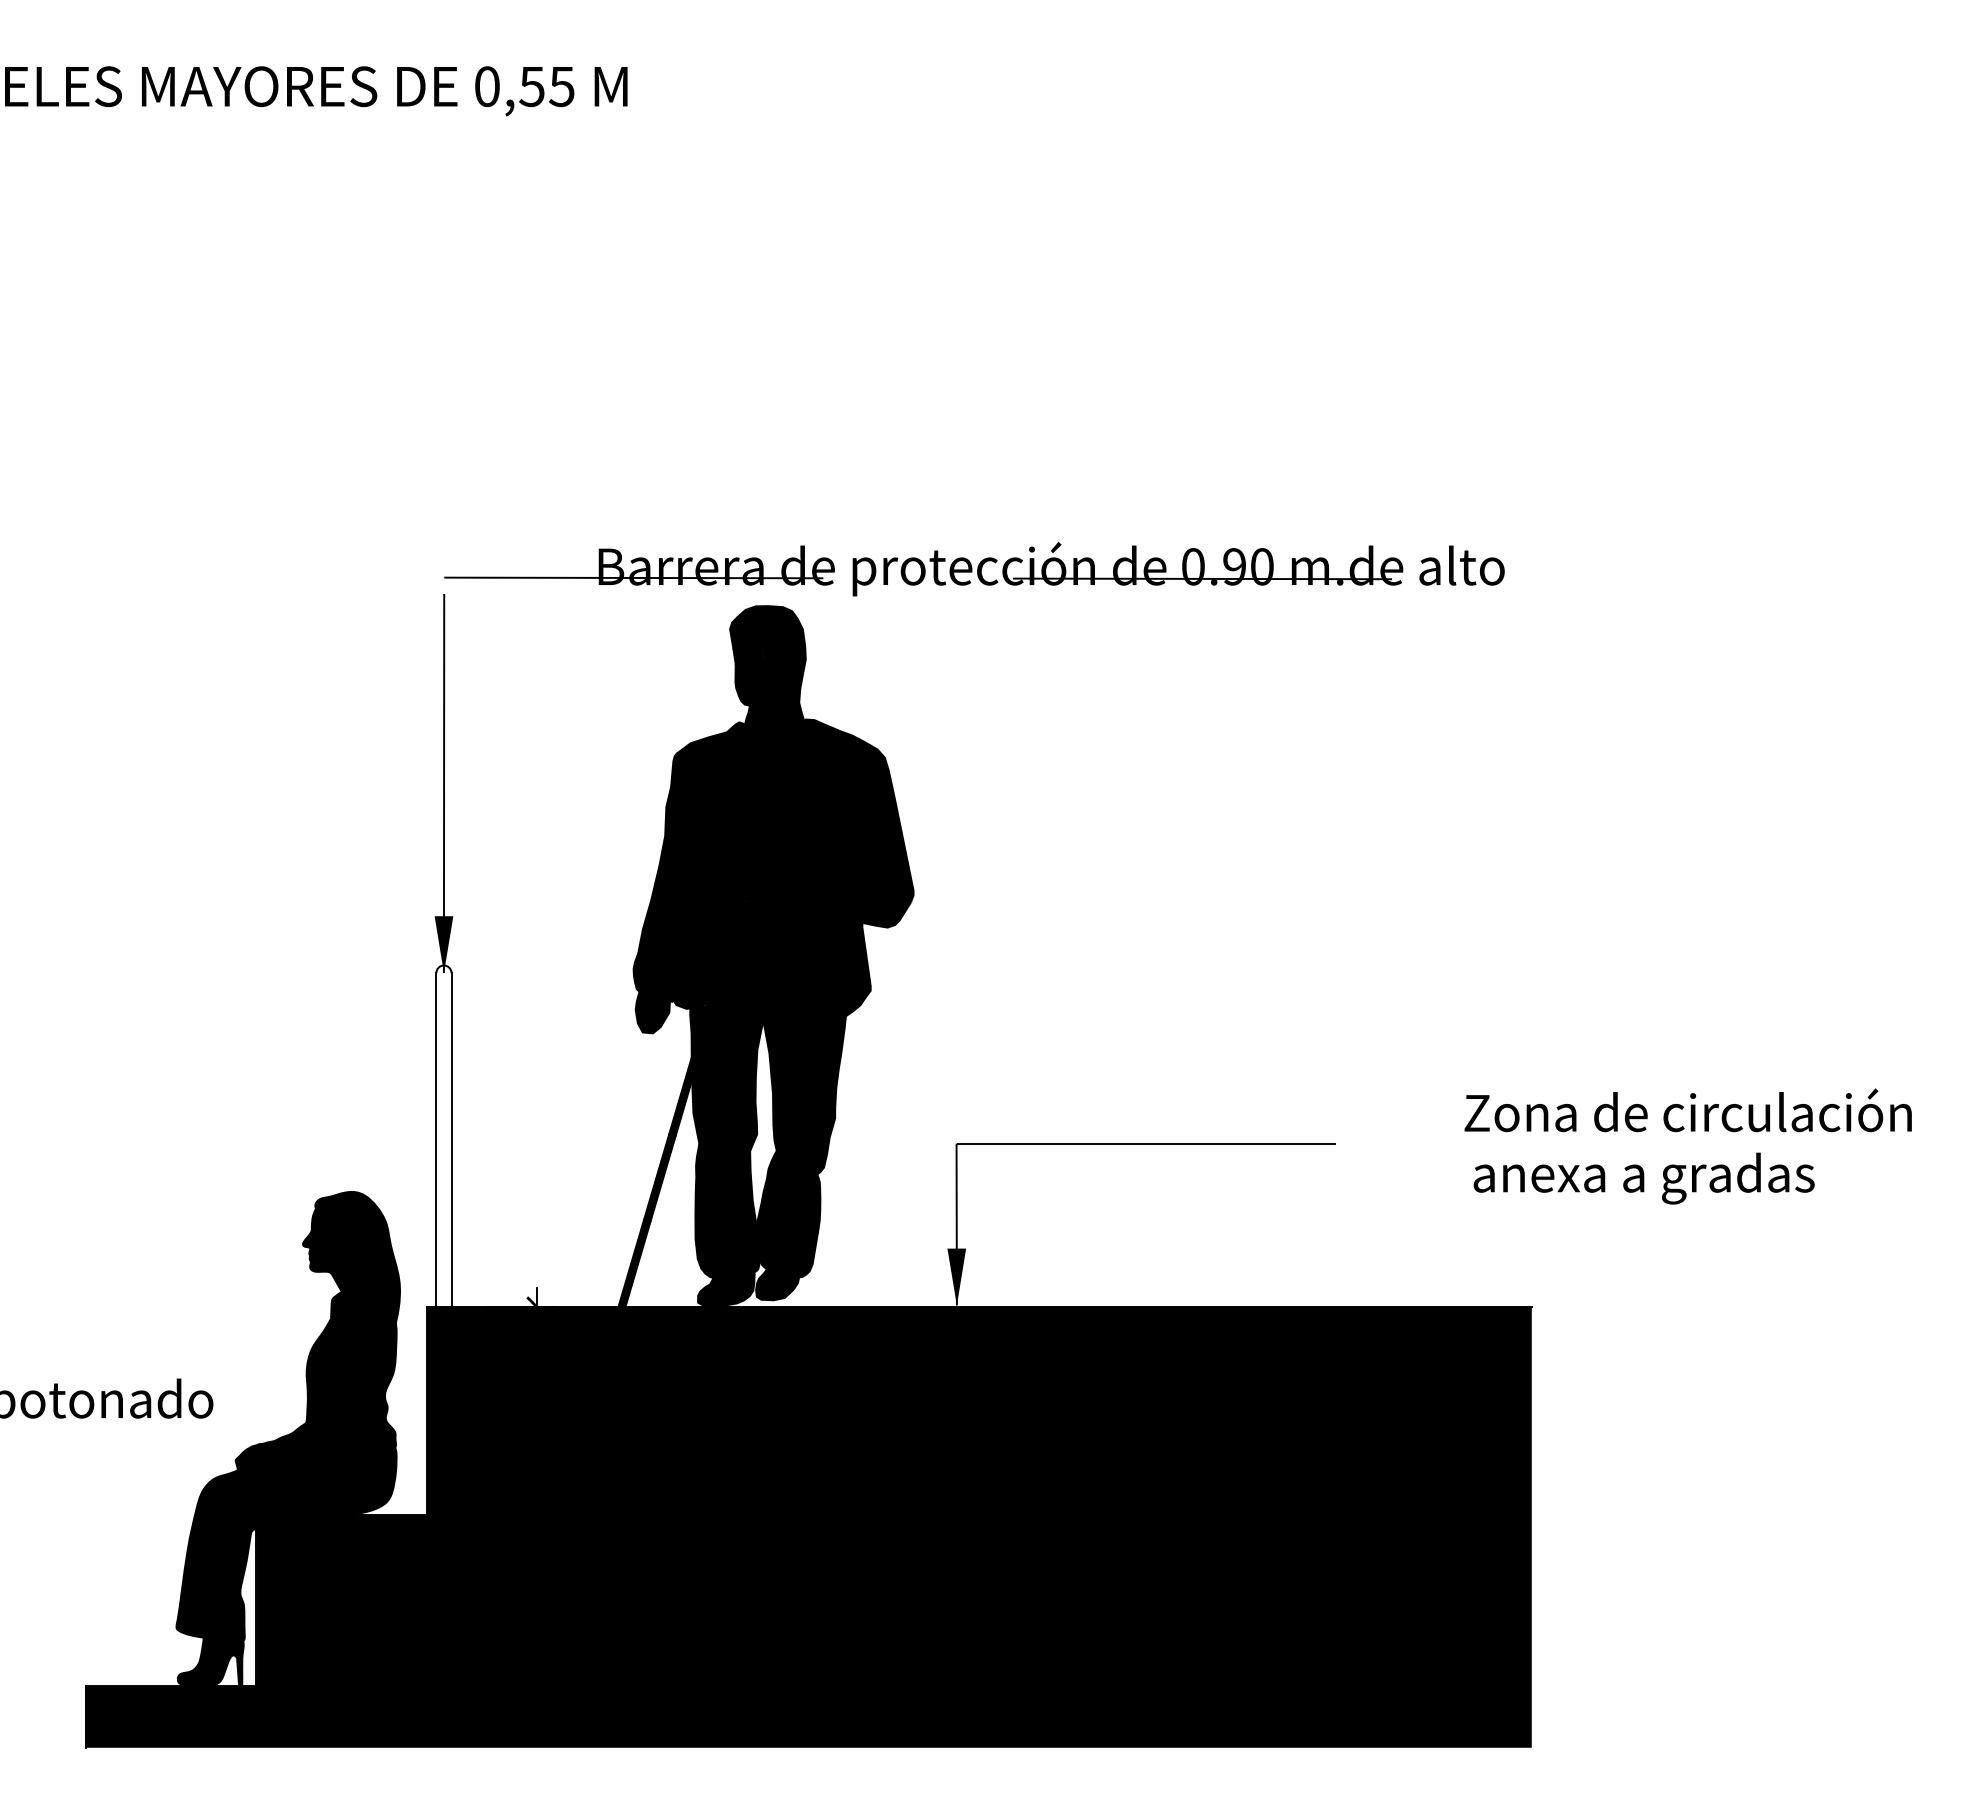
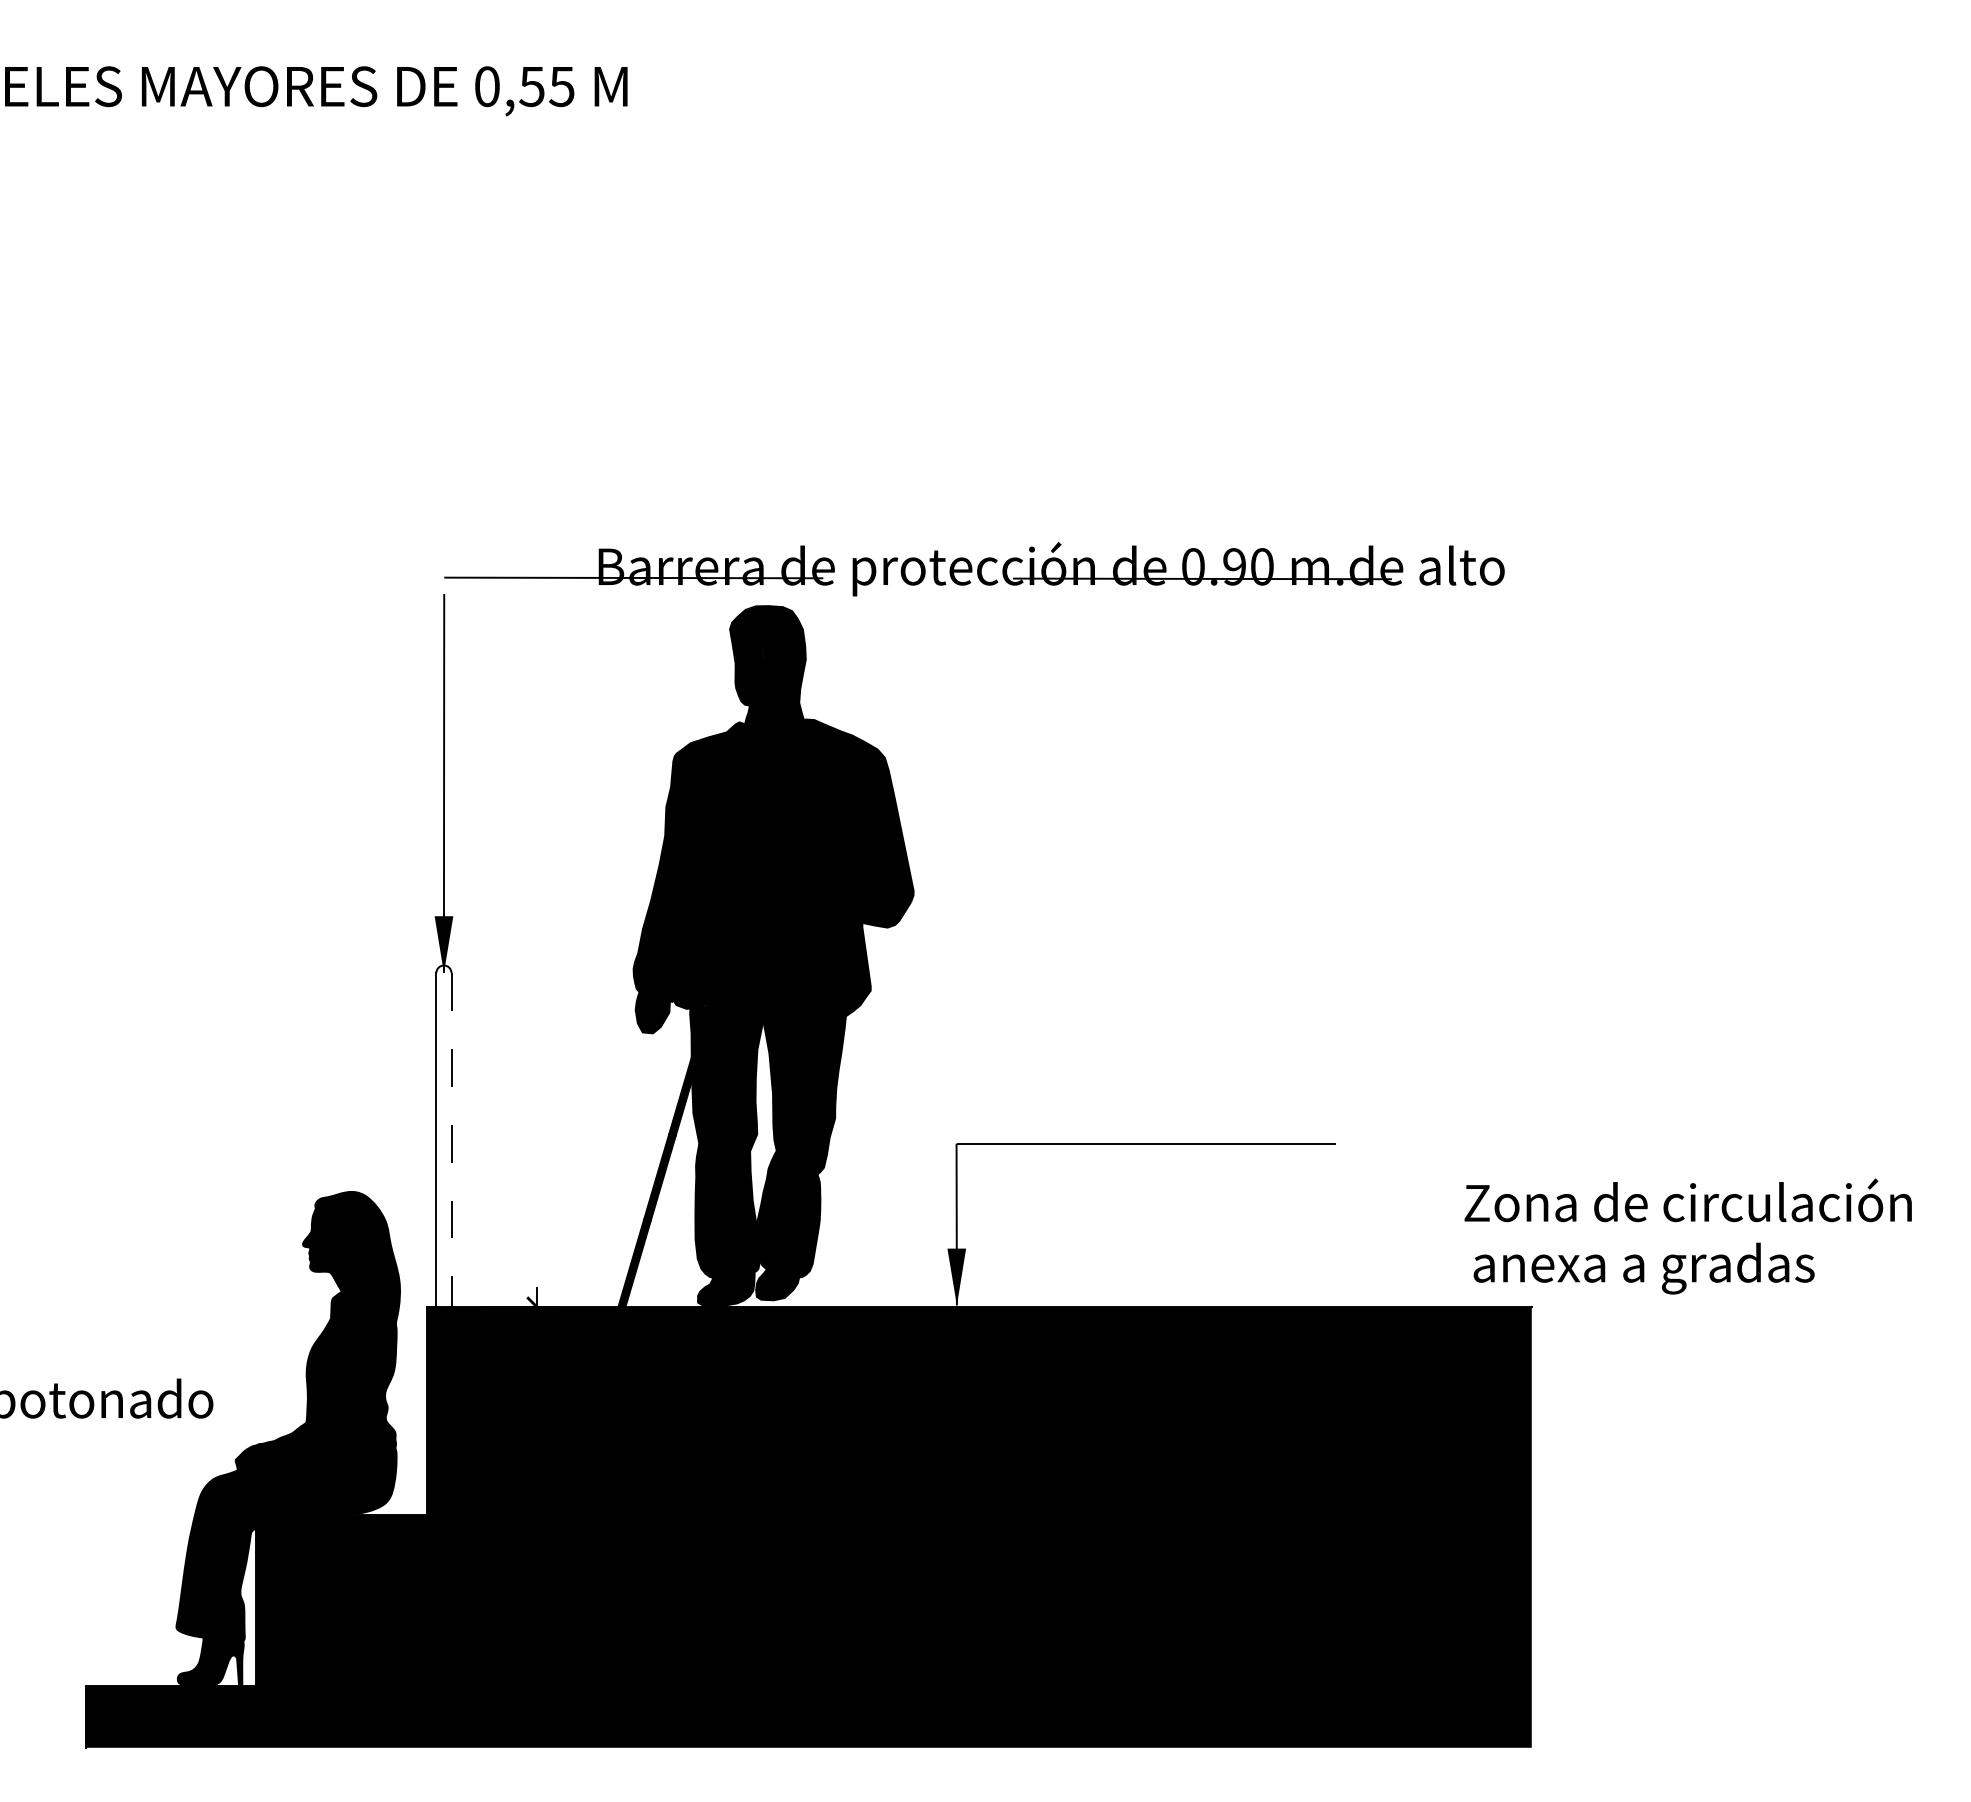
line: solid -> dashed (451, 1139)
text position: (1687, 1146) -> (1687, 1236) (1687, 1236)
